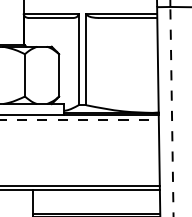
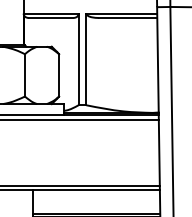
line: dashed -> solid (171, 111)
line: dashed -> solid (80, 119)
